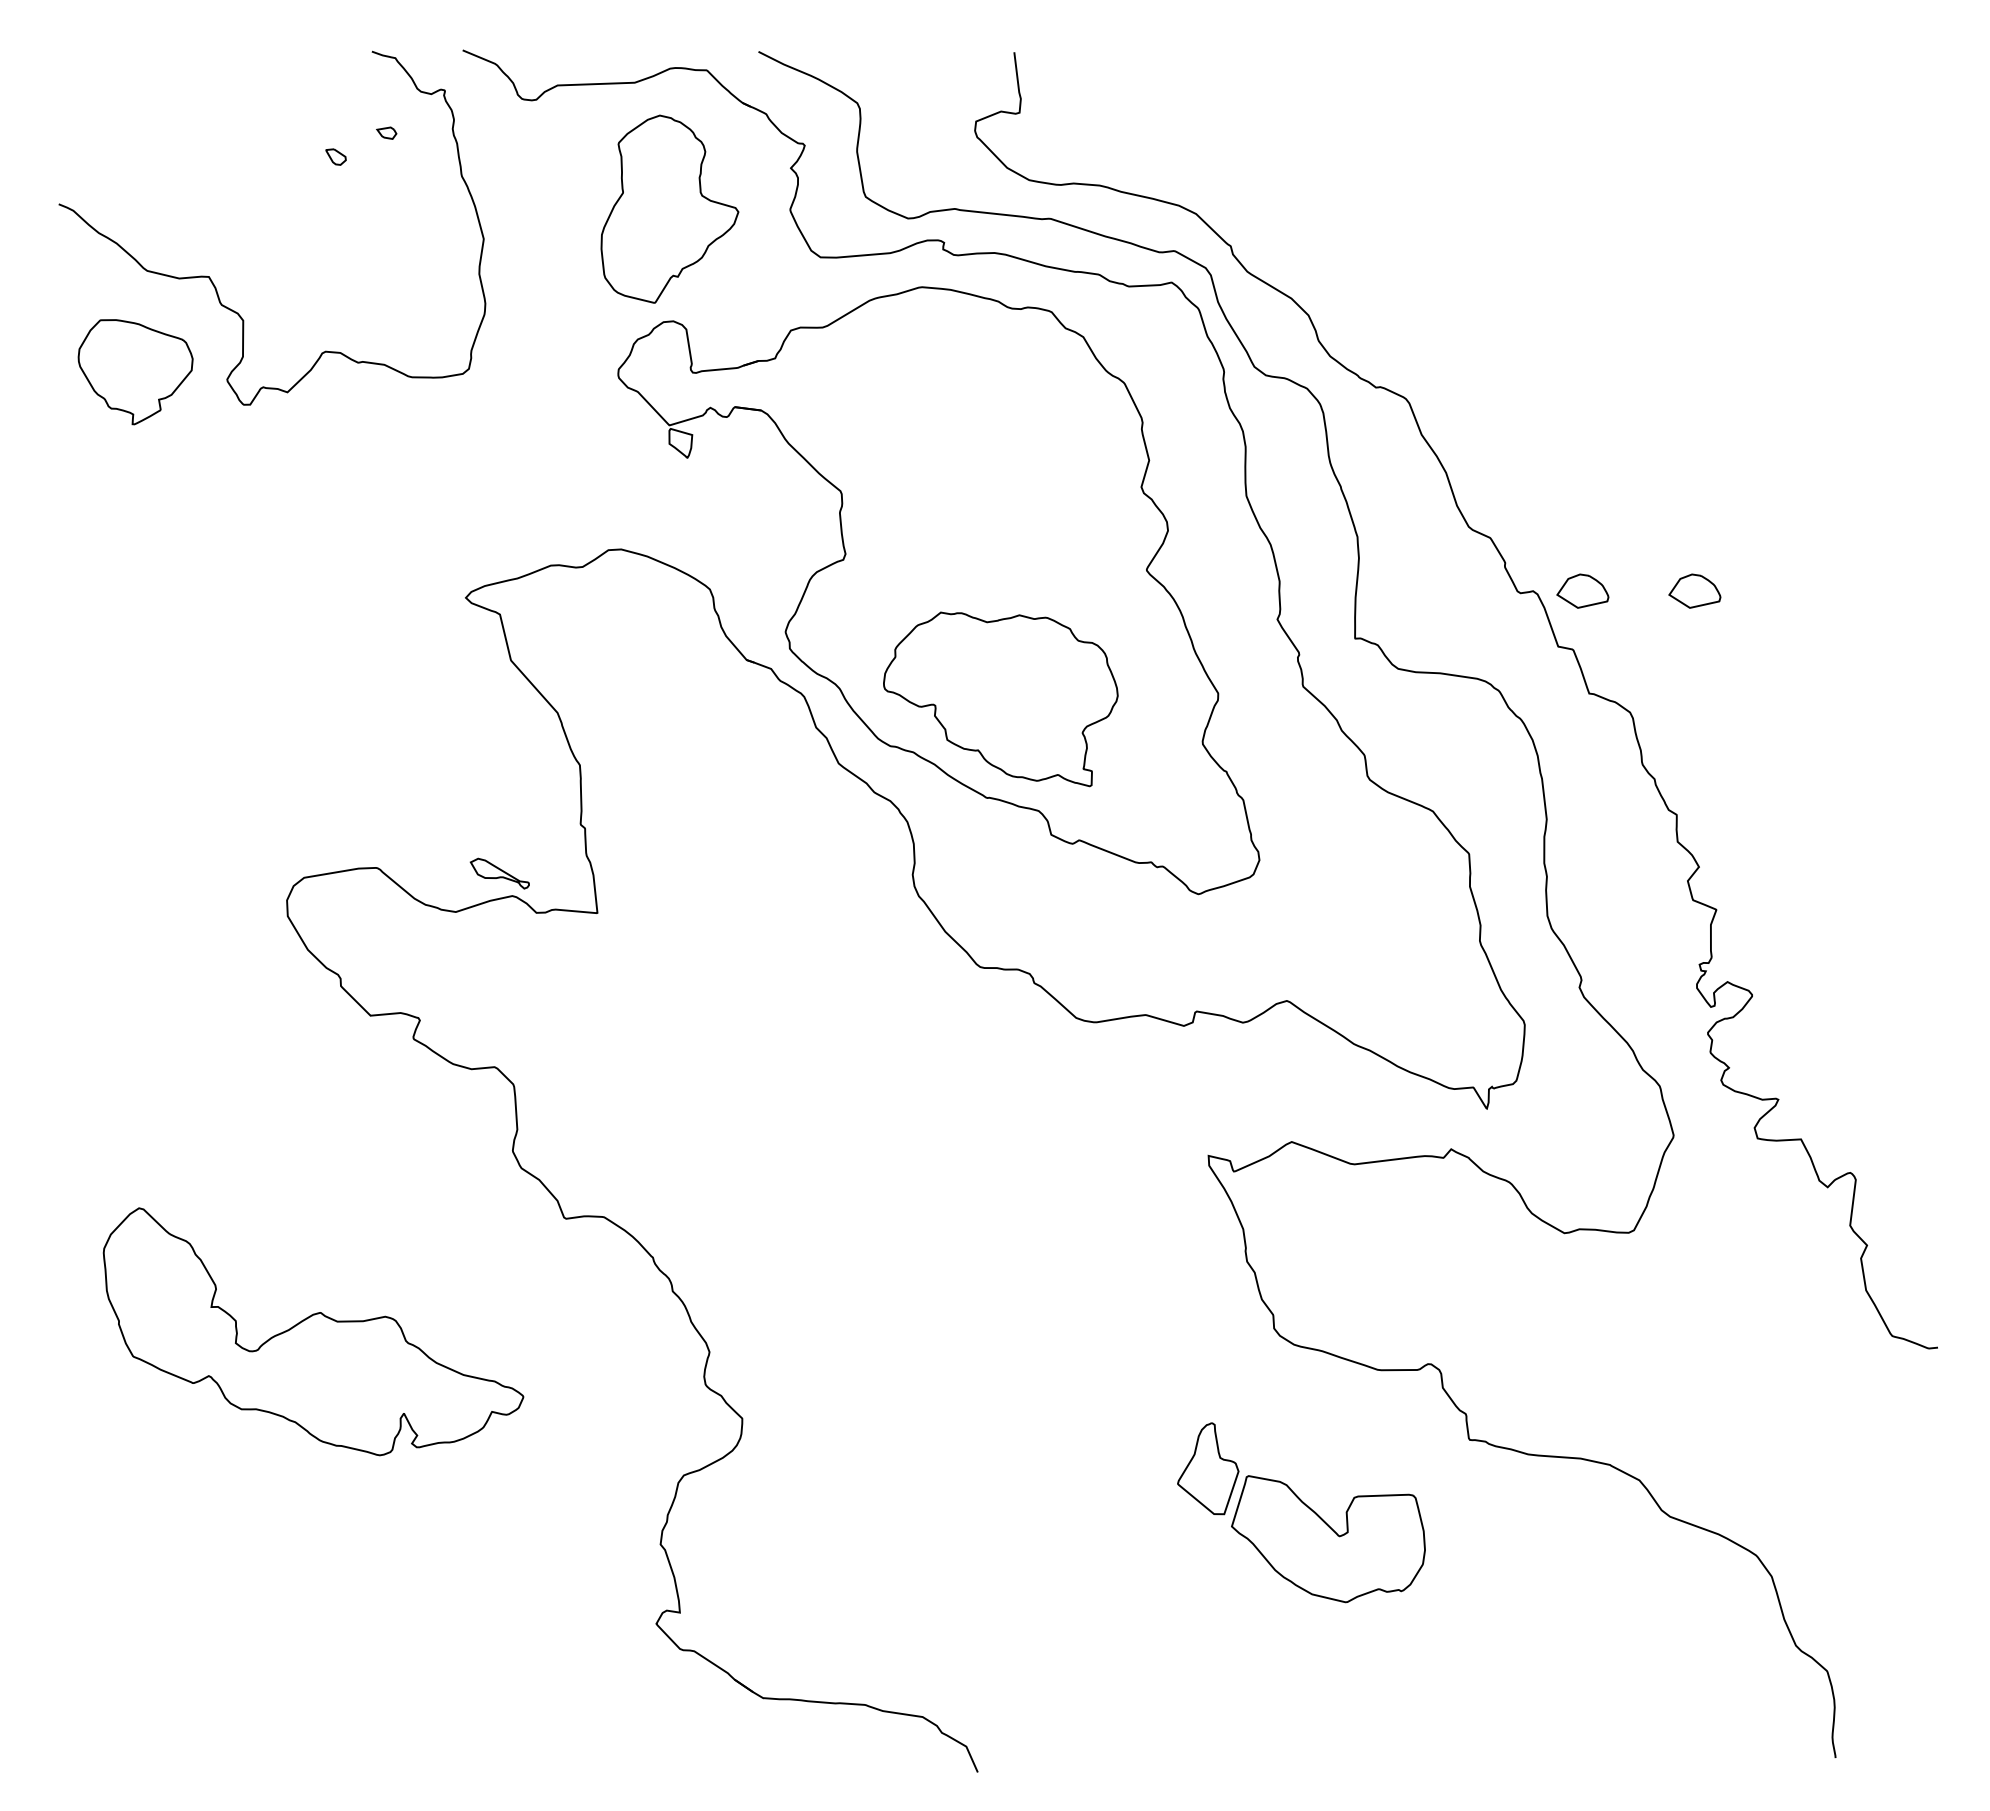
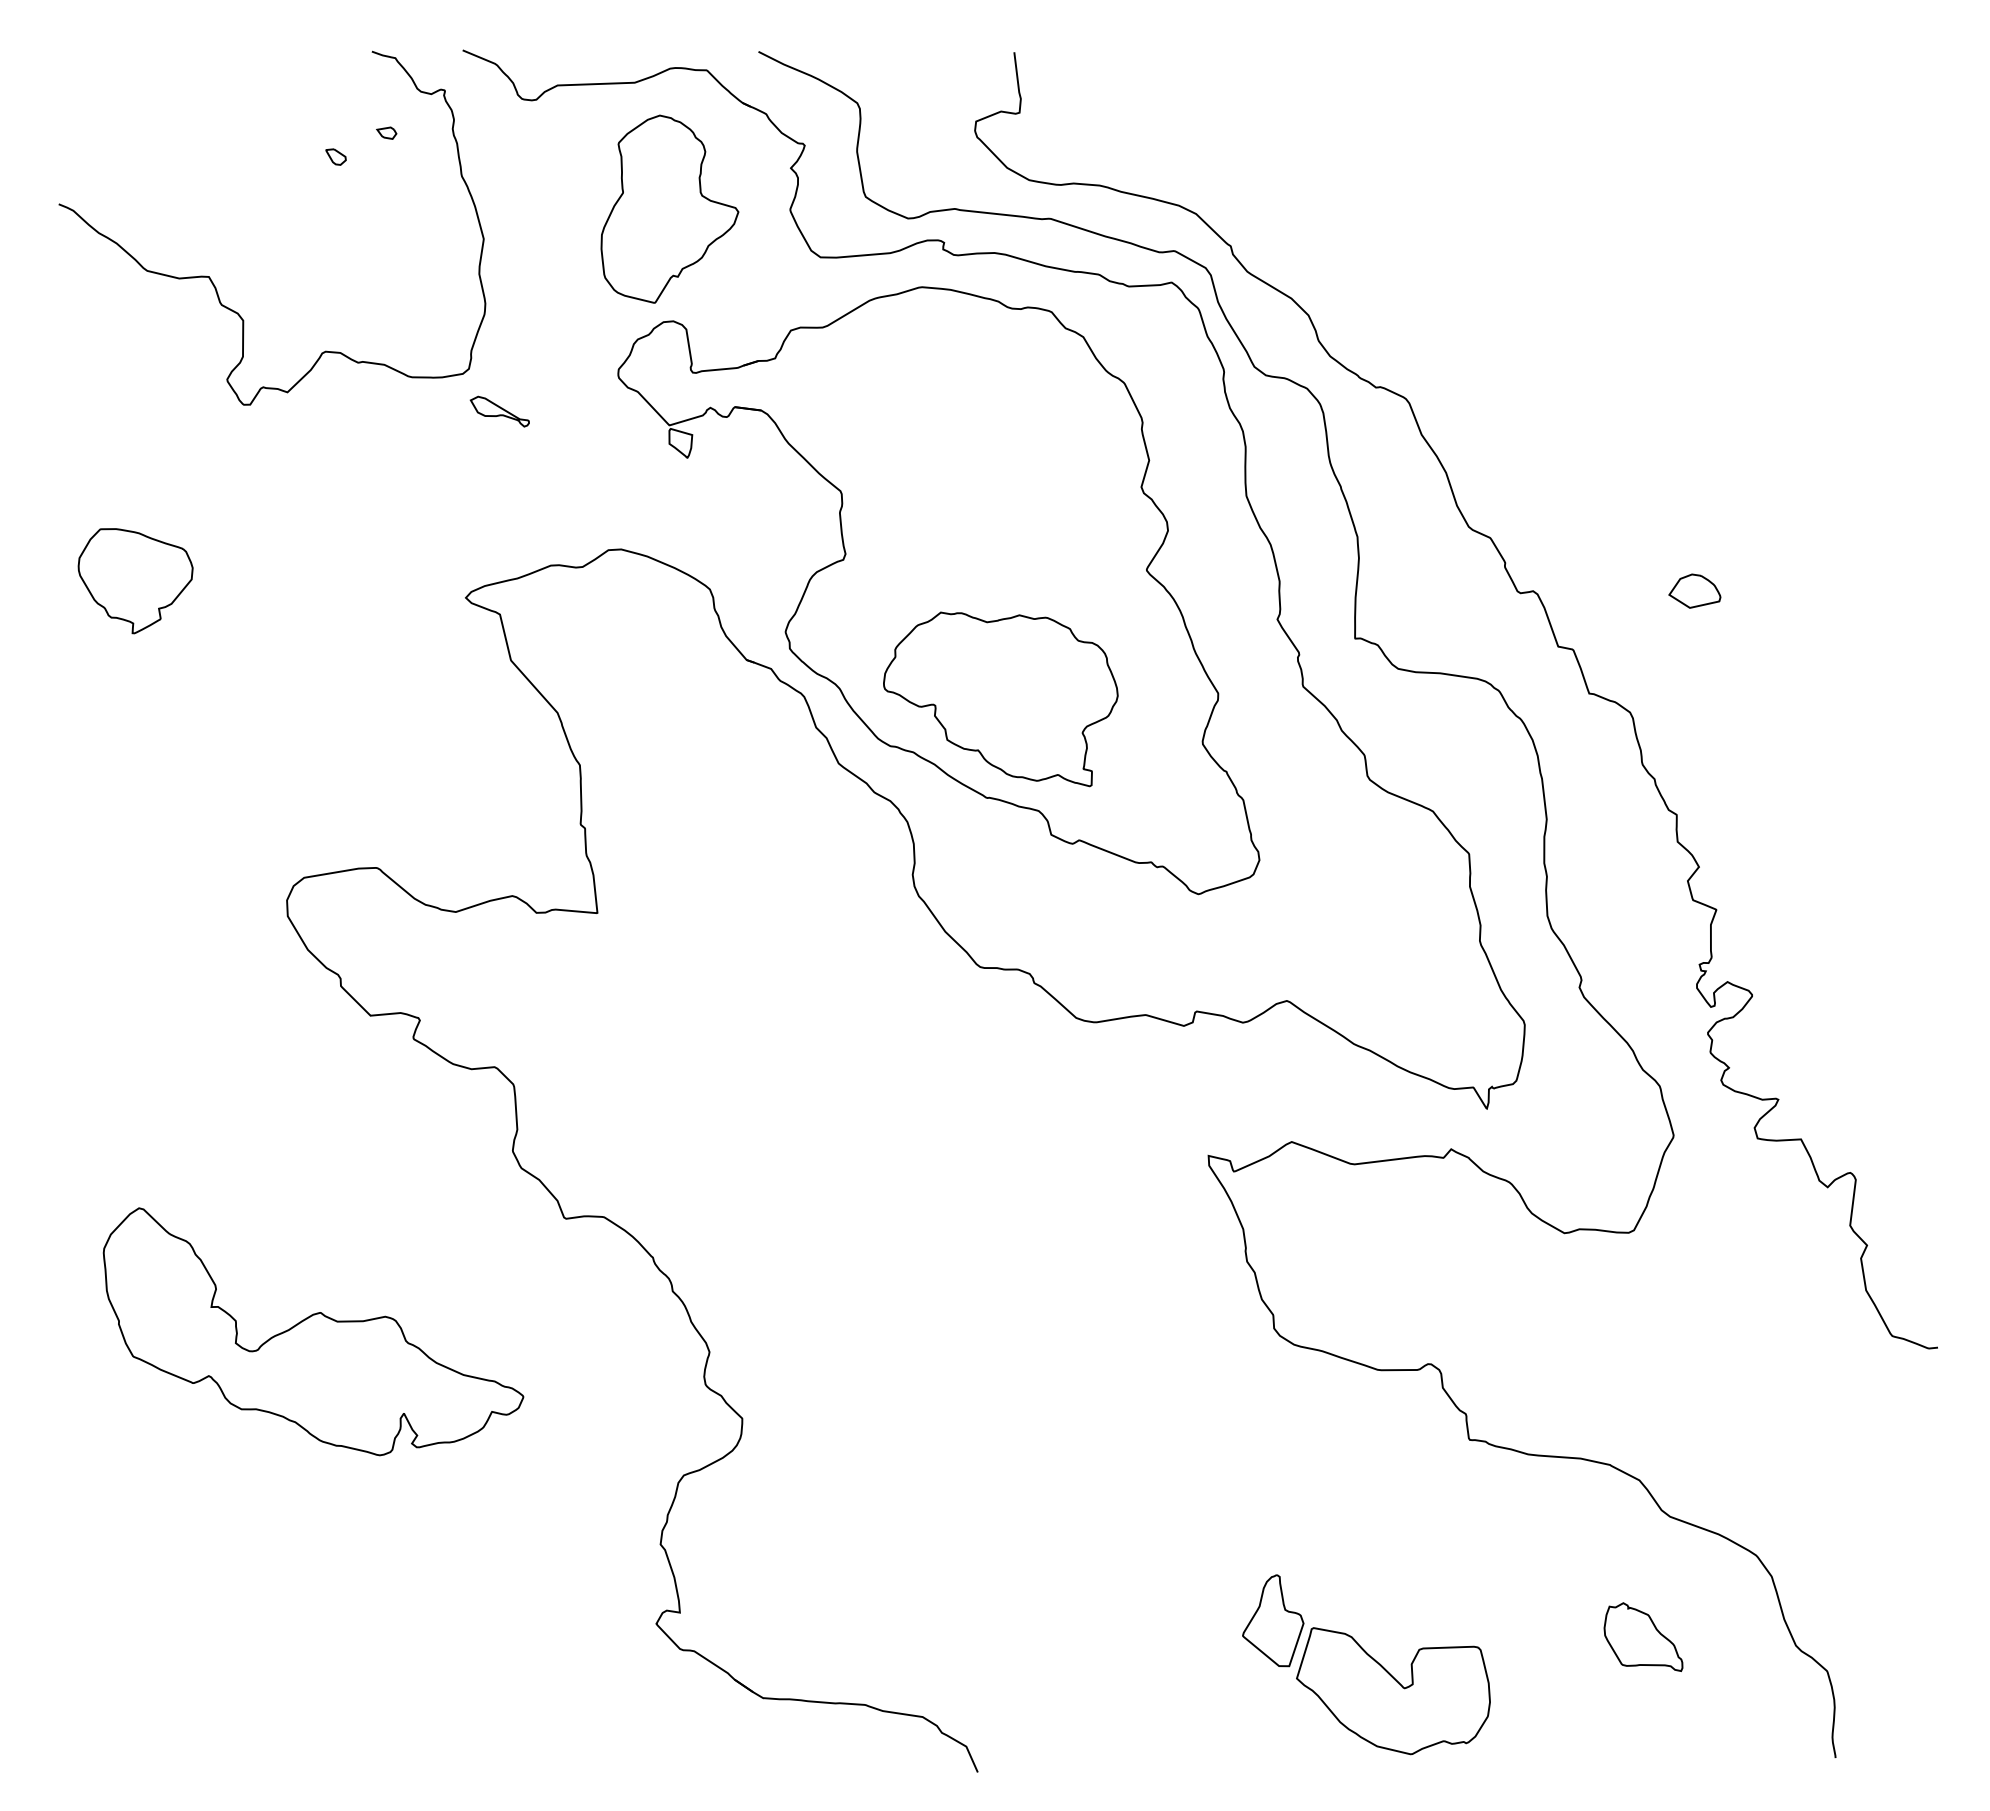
part position: (135, 372) -> (135, 581) (135, 581)
part: present -> none (1582, 590)
part position: (499, 873) -> (499, 411) (499, 411)
part position: (1301, 1512) -> (1366, 1664) (1366, 1664)
part: none -> present (1643, 1636)
